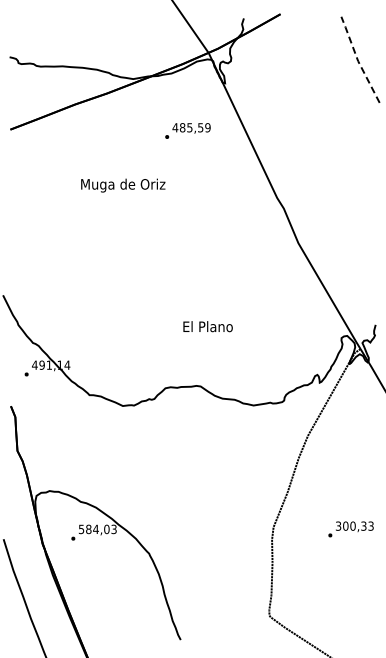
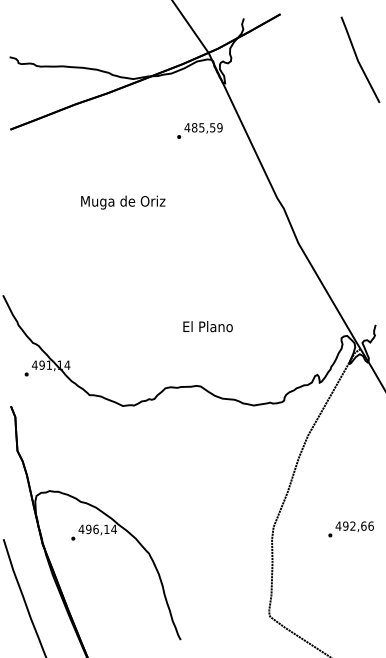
line: dashed -> solid (357, 60)
text position: (187, 130) -> (199, 130) (199, 130)
text position: (123, 185) -> (123, 202) (123, 202)
text: 300,33 -> 492,66 (354, 525)
text: 584,03 -> 496,14 (97, 529)
